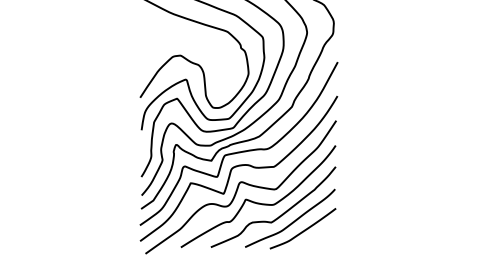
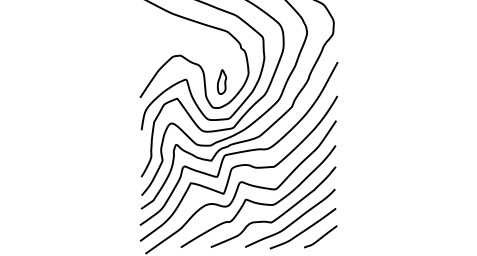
part: none -> present (222, 81)
curve: none -> present (321, 236)
